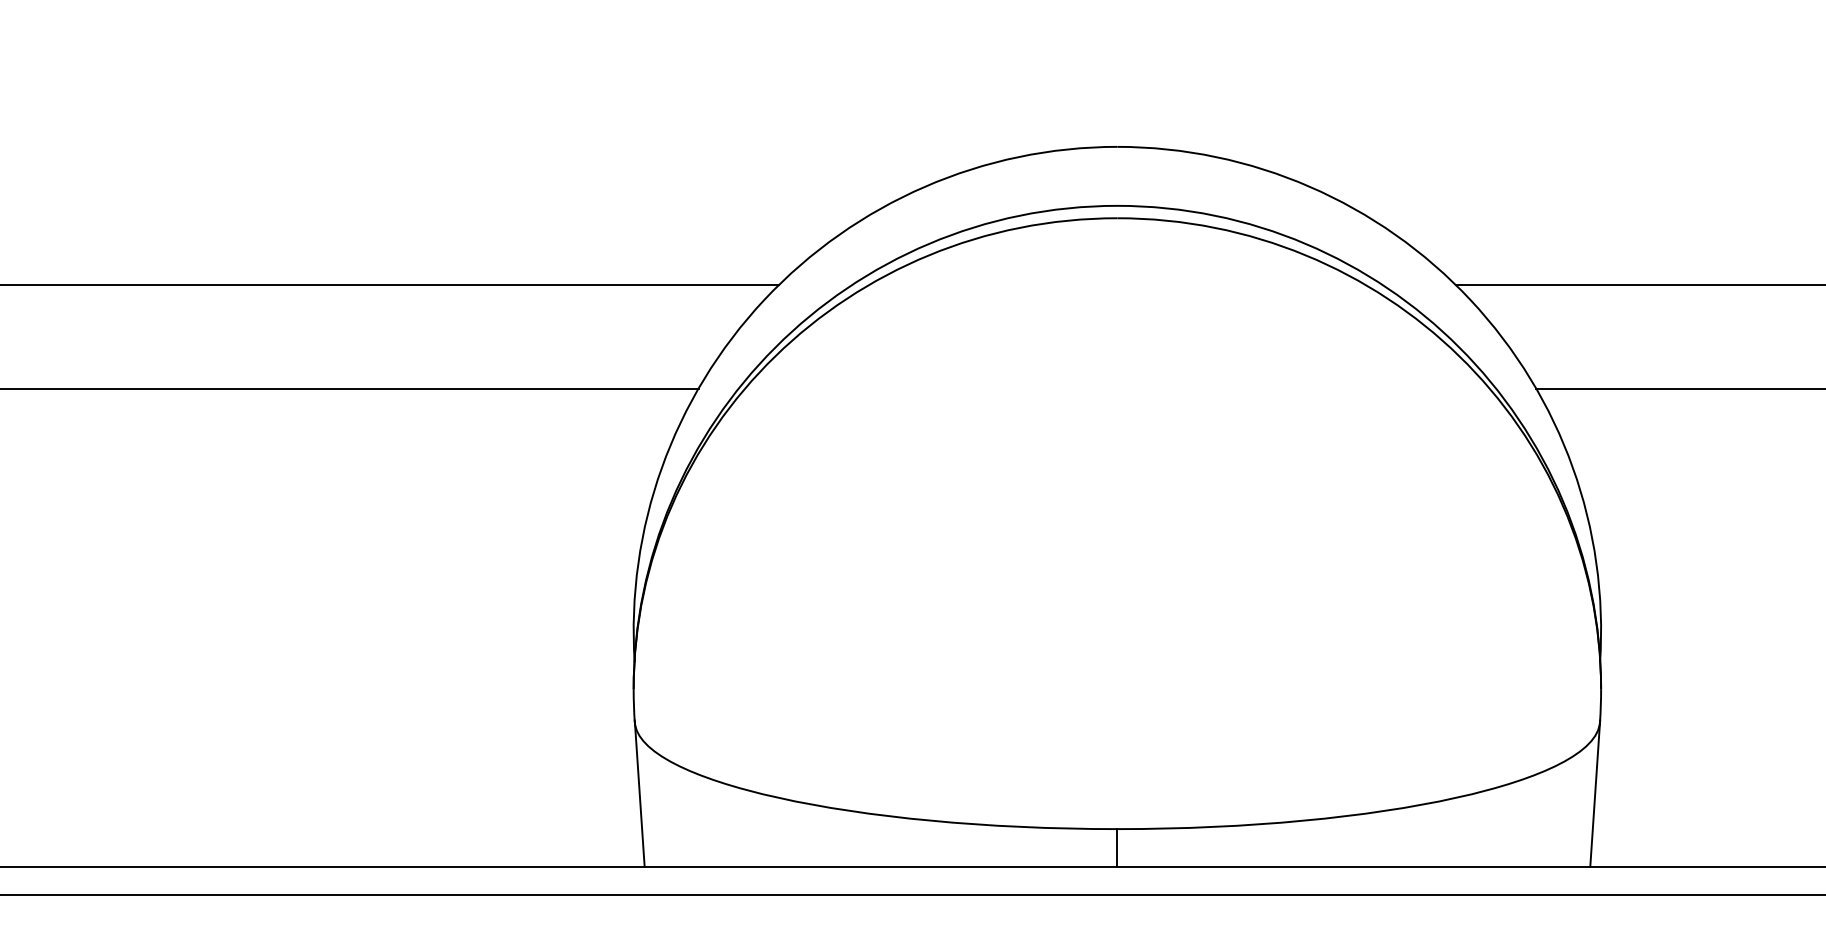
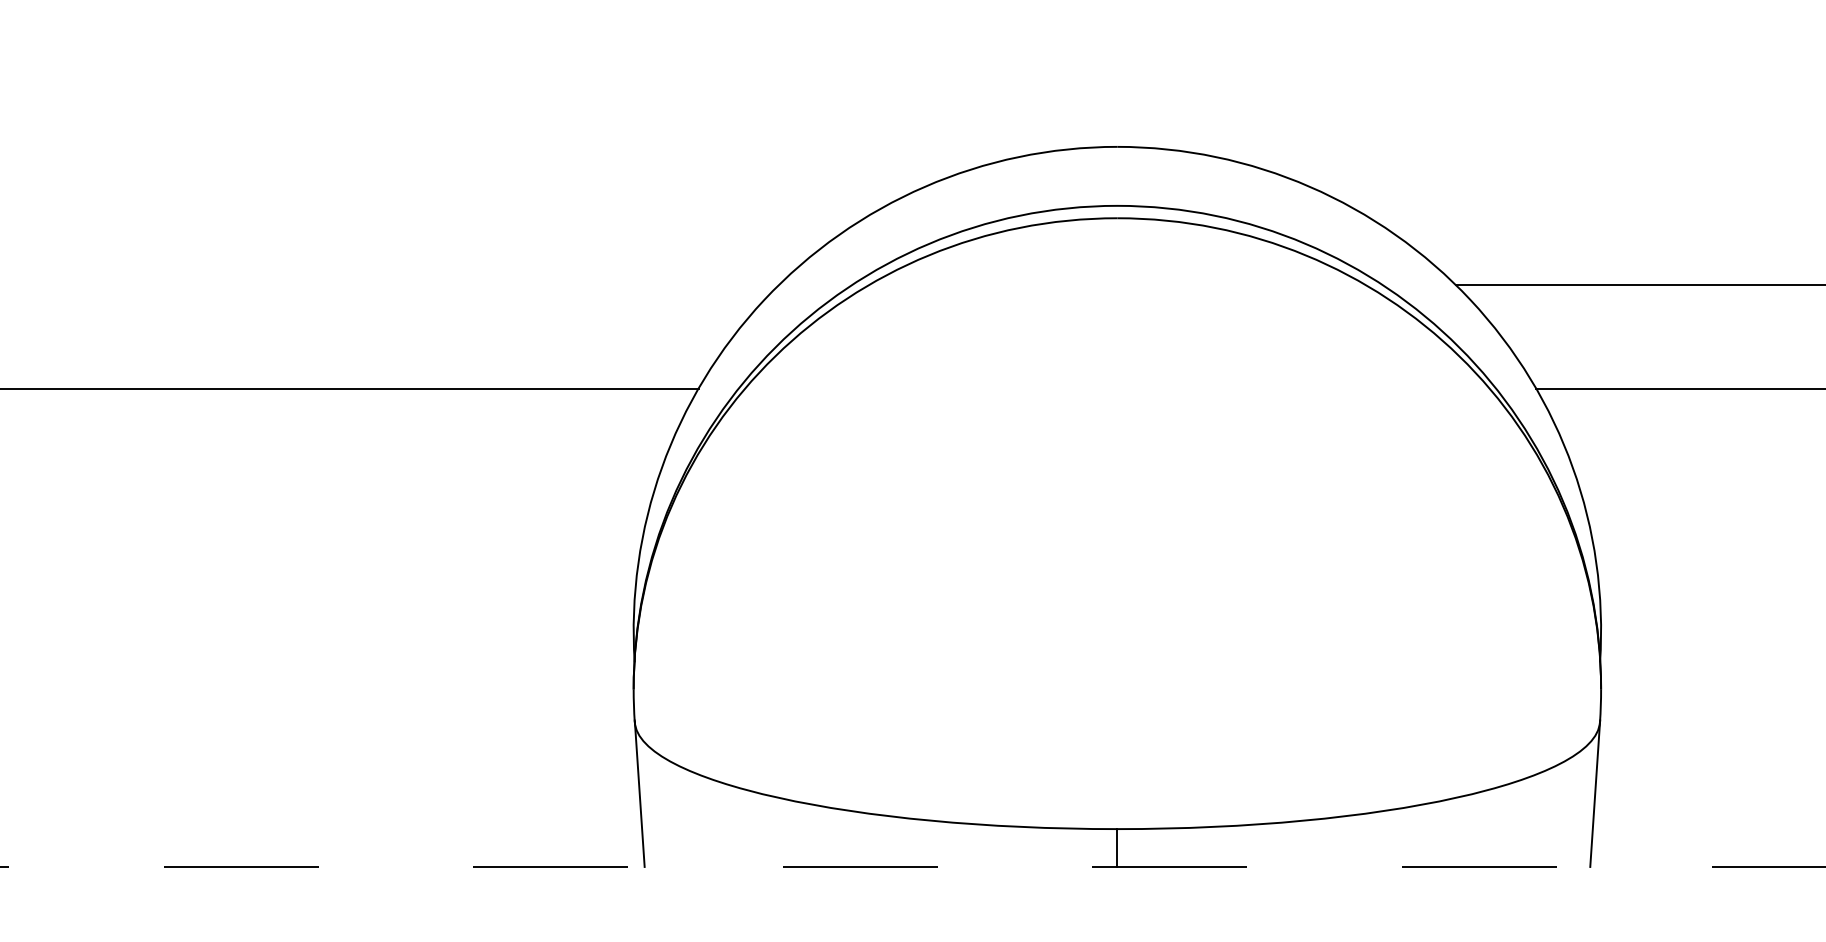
line: present -> none (390, 284)
line: solid -> dashed (913, 866)
line: present -> none (912, 895)
